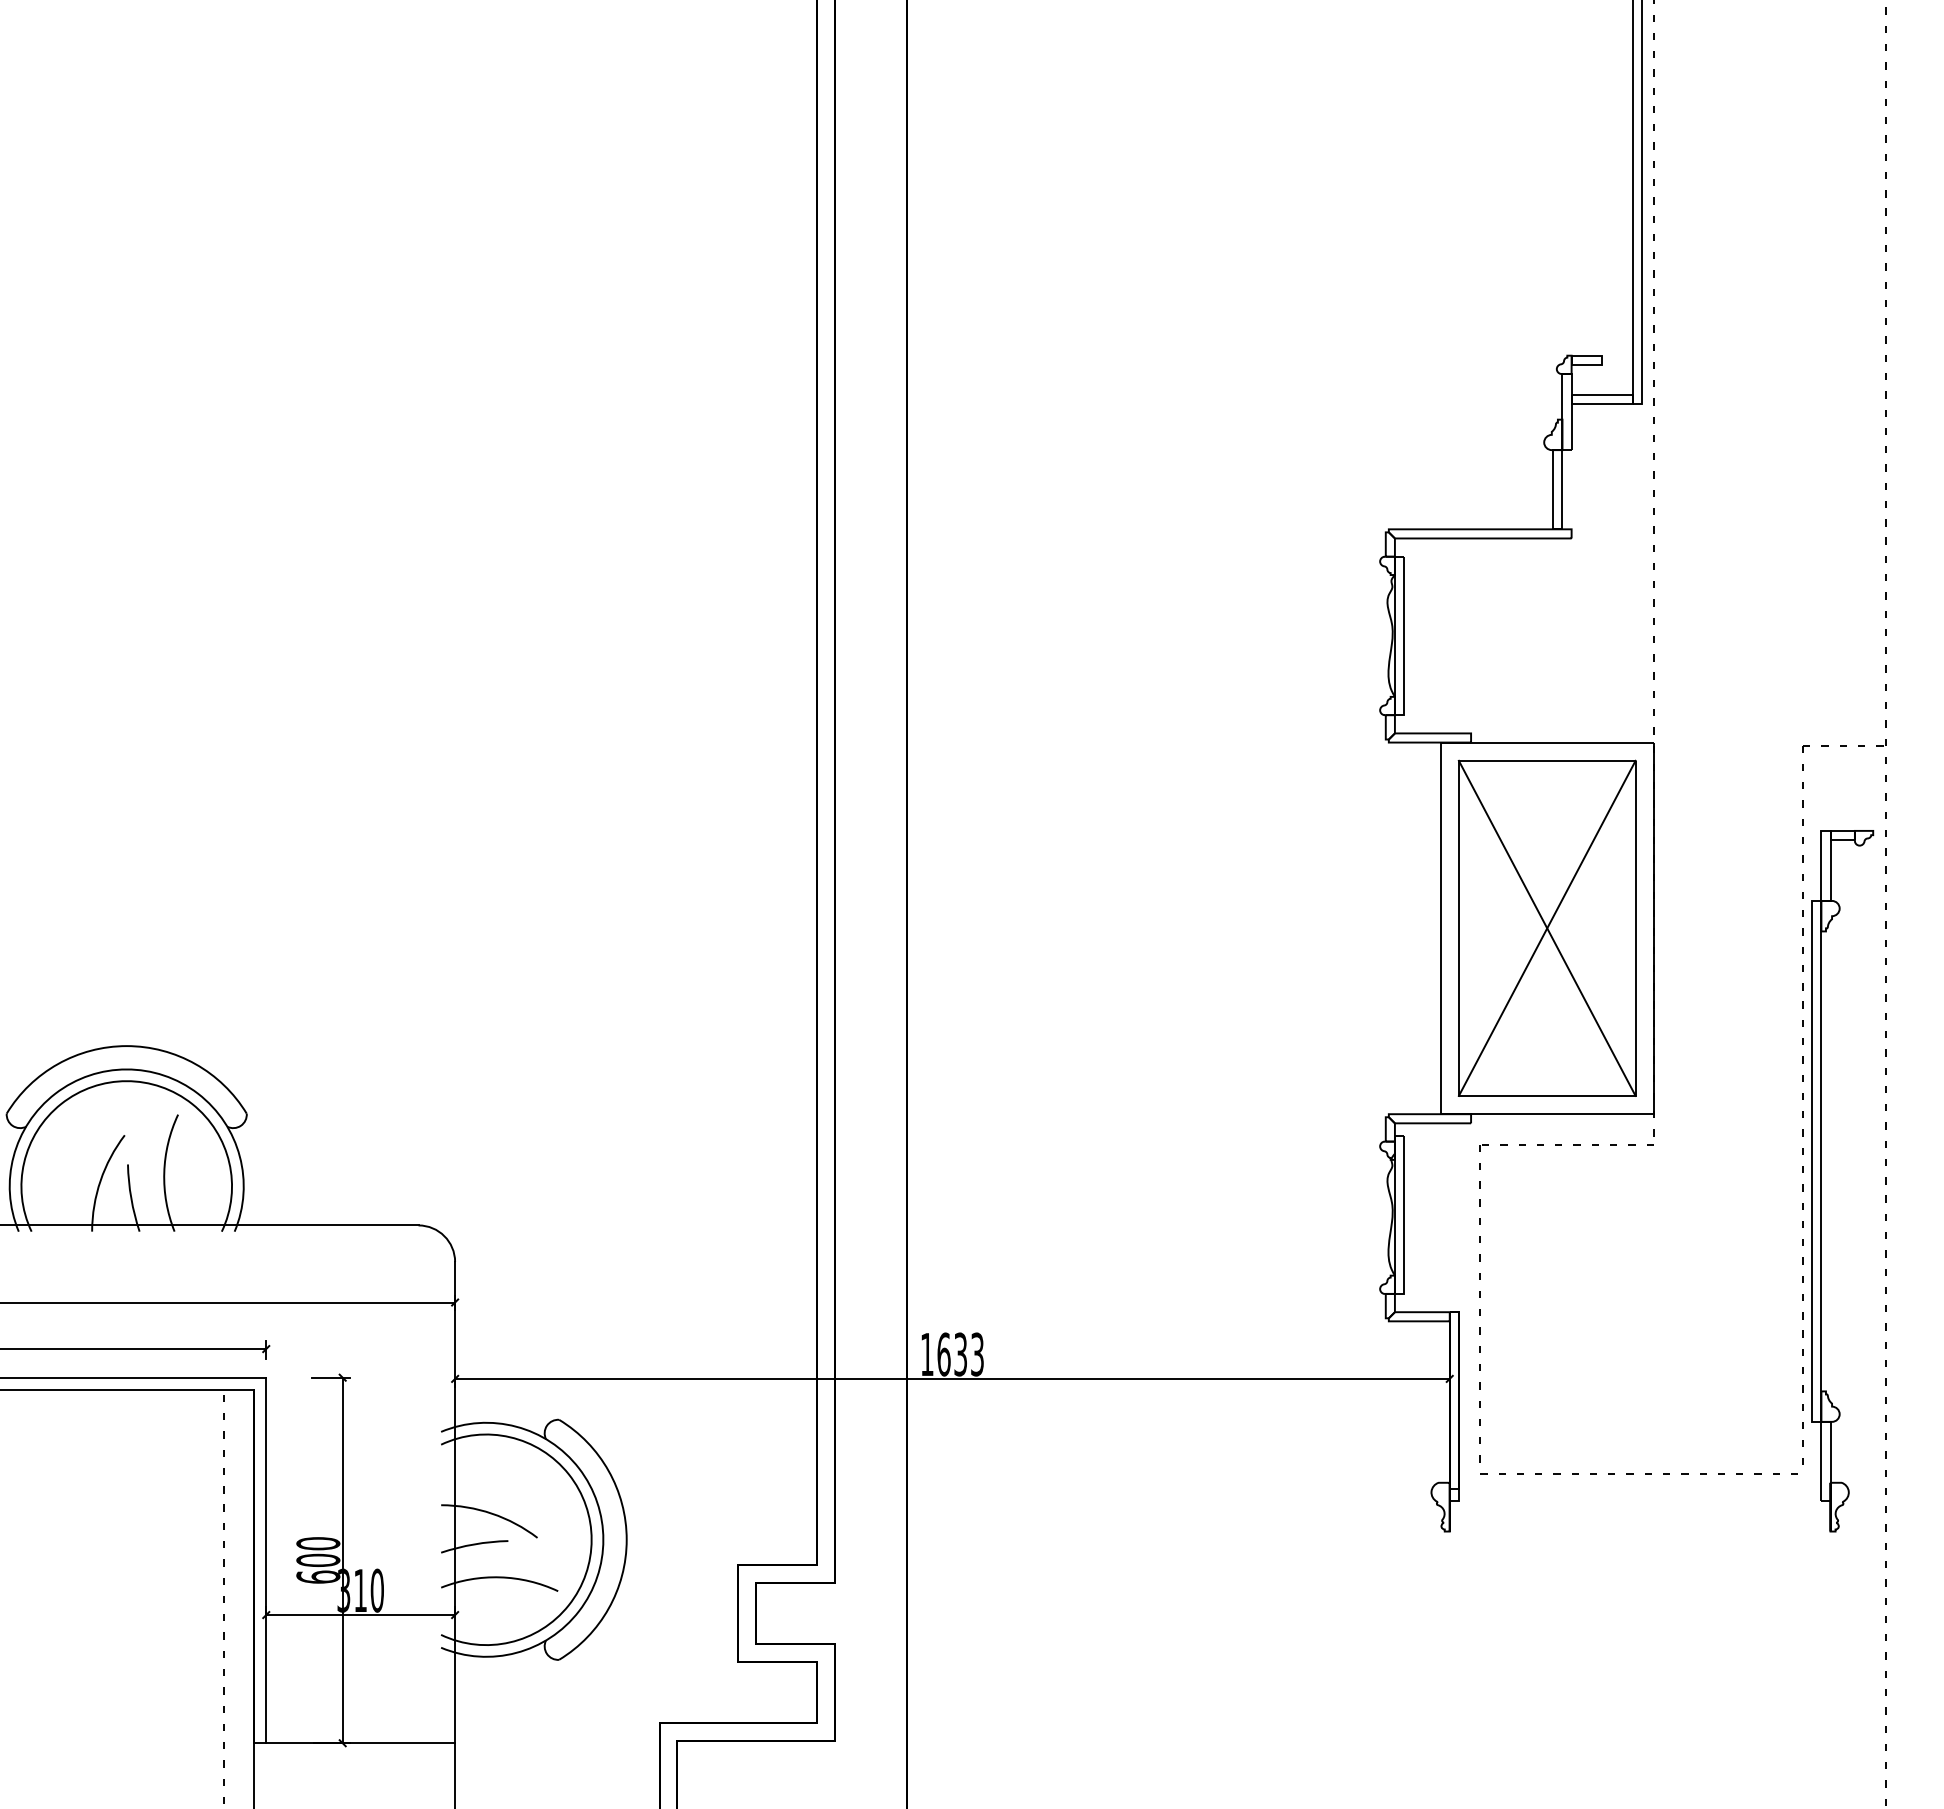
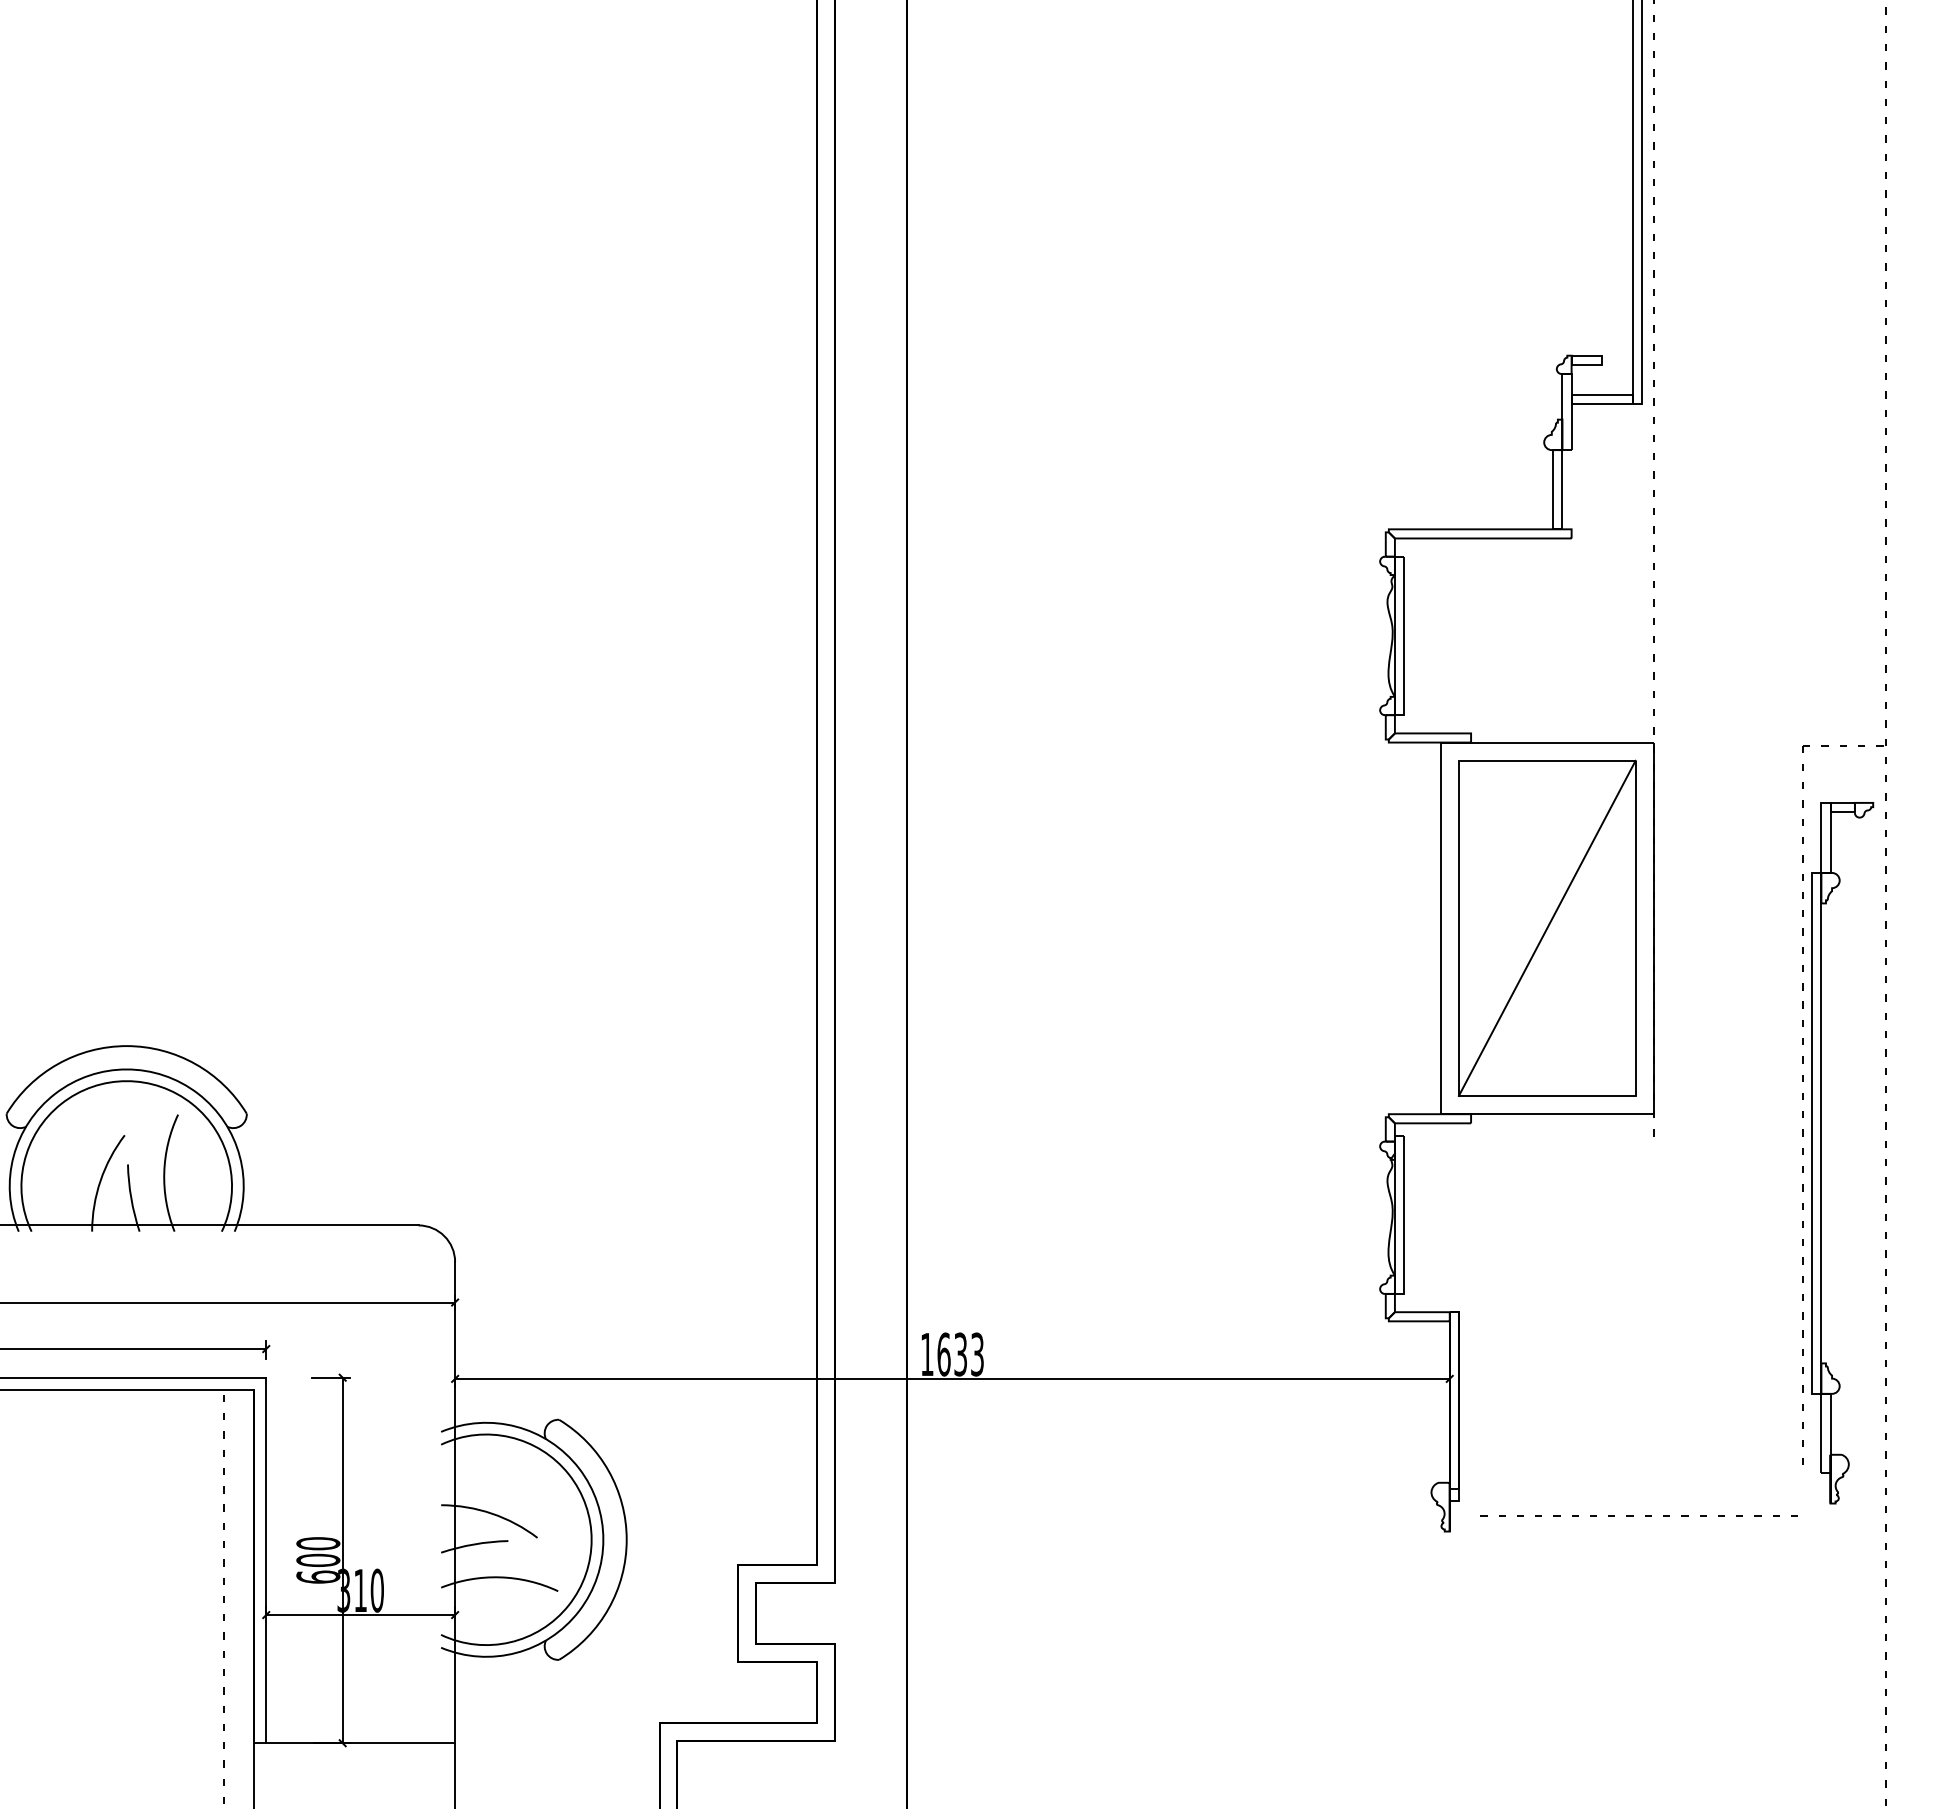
line: present -> none (1546, 927)
part position: (1821, 1181) -> (1821, 1153) (1821, 1153)
part: present -> none (1480, 1297)
line position: (1633, 1473) -> (1633, 1515) (1633, 1515)
